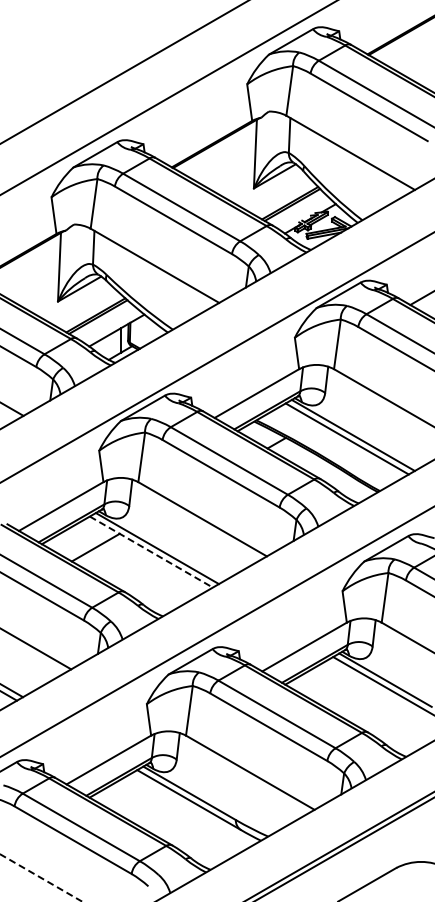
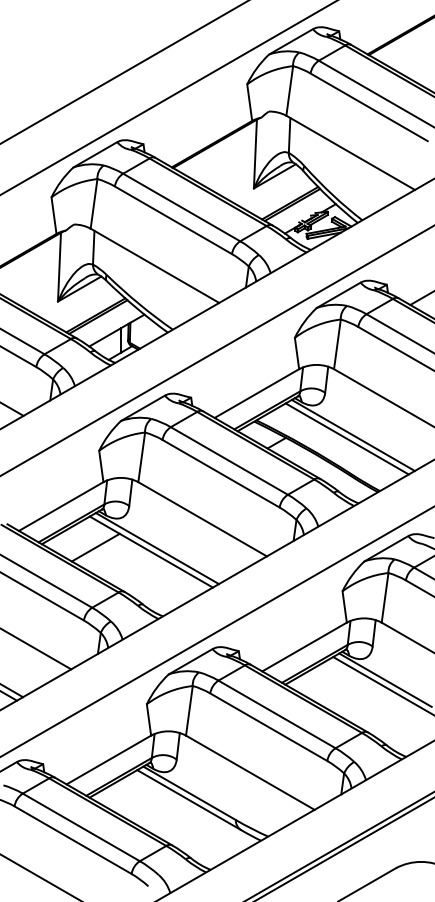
line position: (216, 357) -> (216, 351) (216, 351)
line: dashed -> solid (151, 552)
line: dashed -> solid (42, 878)
